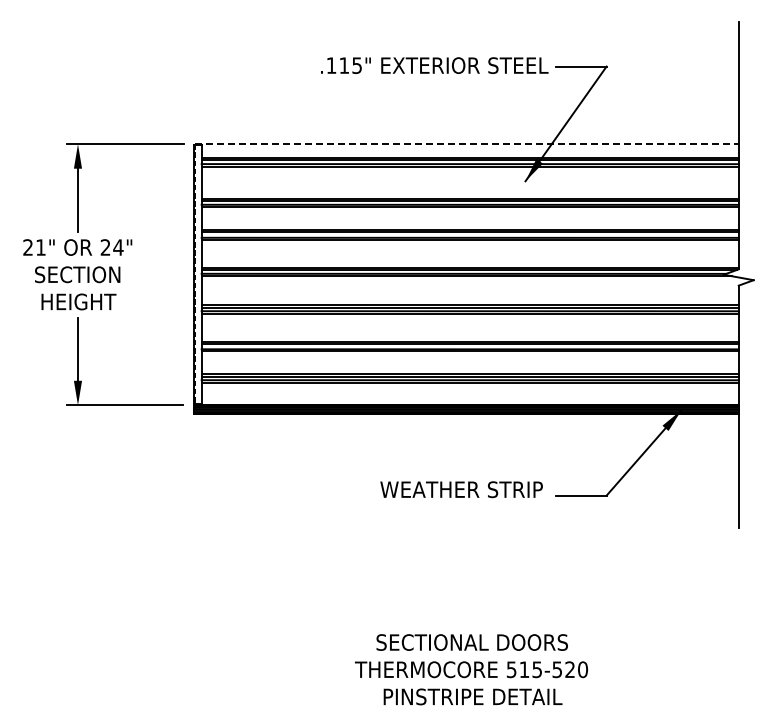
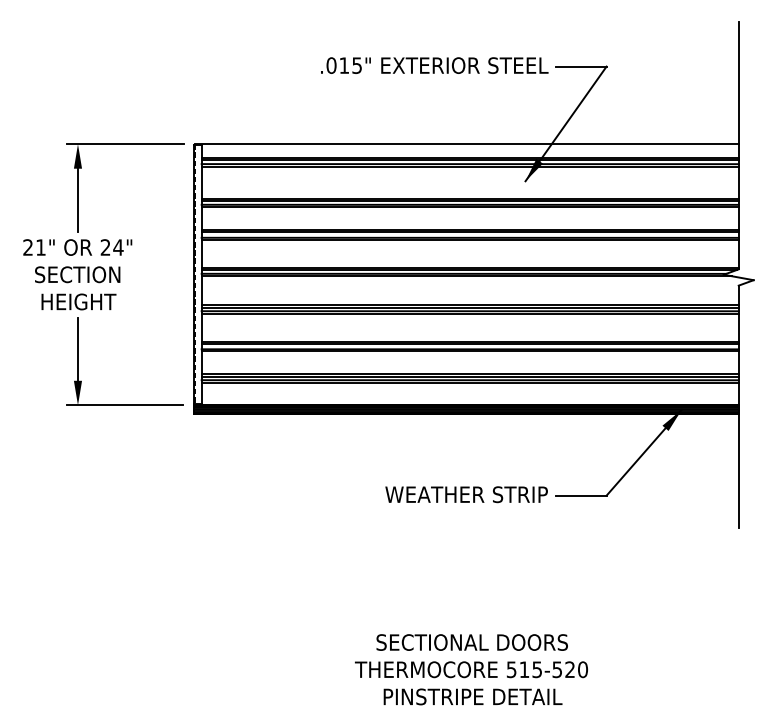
text: .115" -> .015" (331, 65)
line: dashed -> solid (466, 144)
text position: (461, 489) -> (466, 494) (466, 494)
